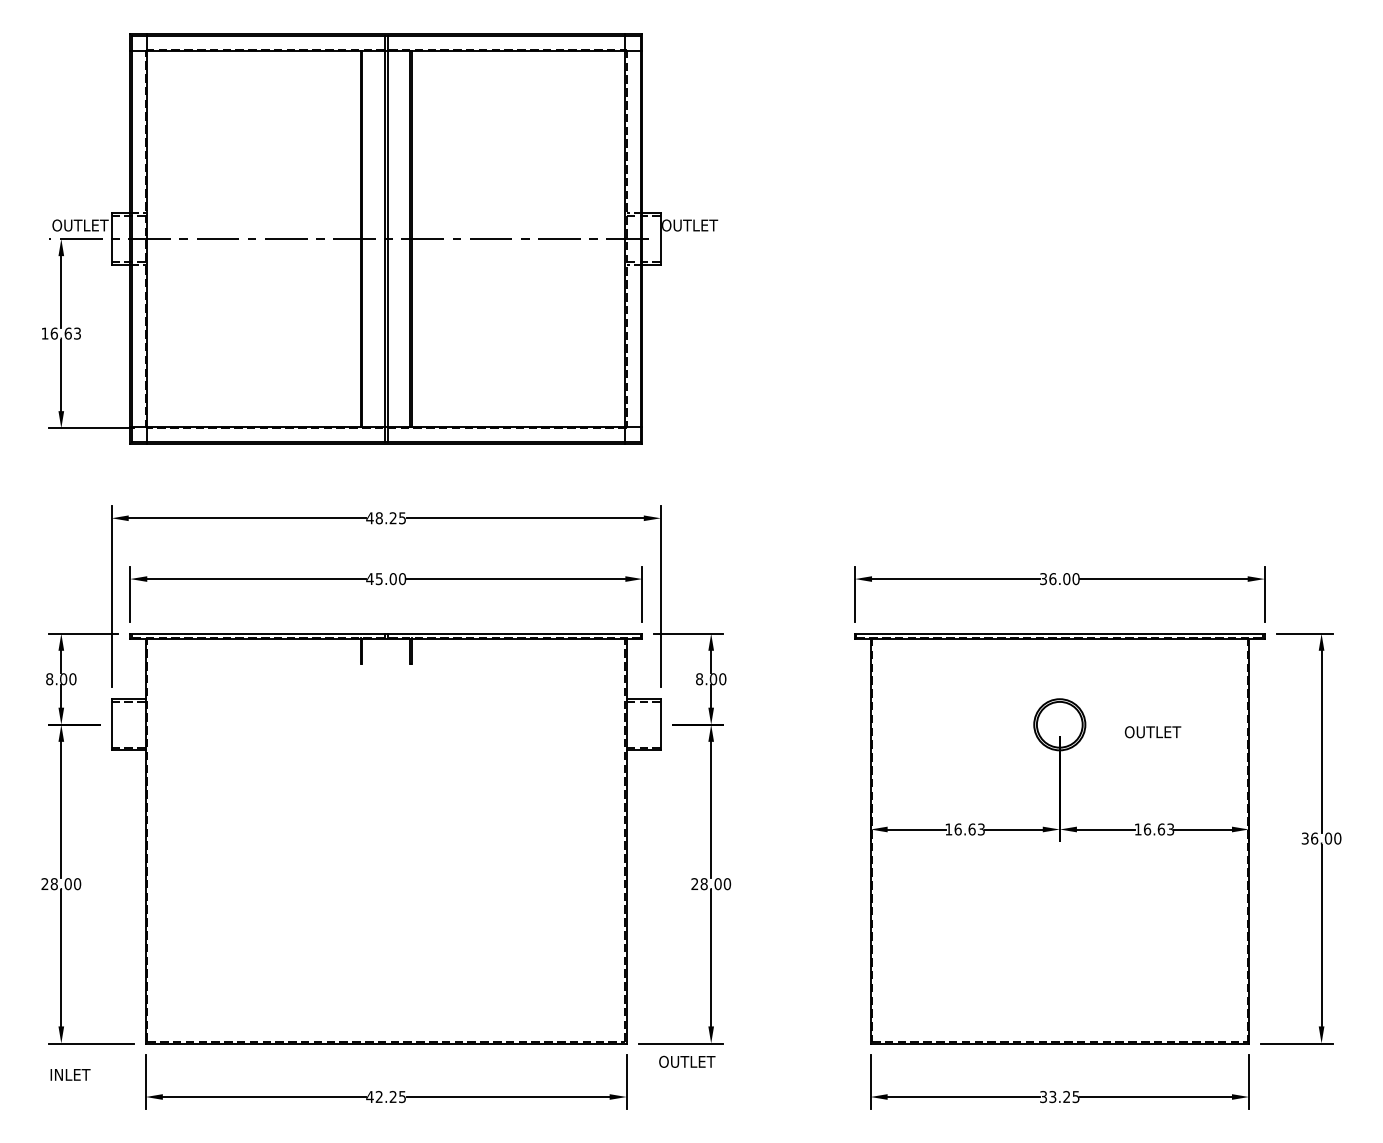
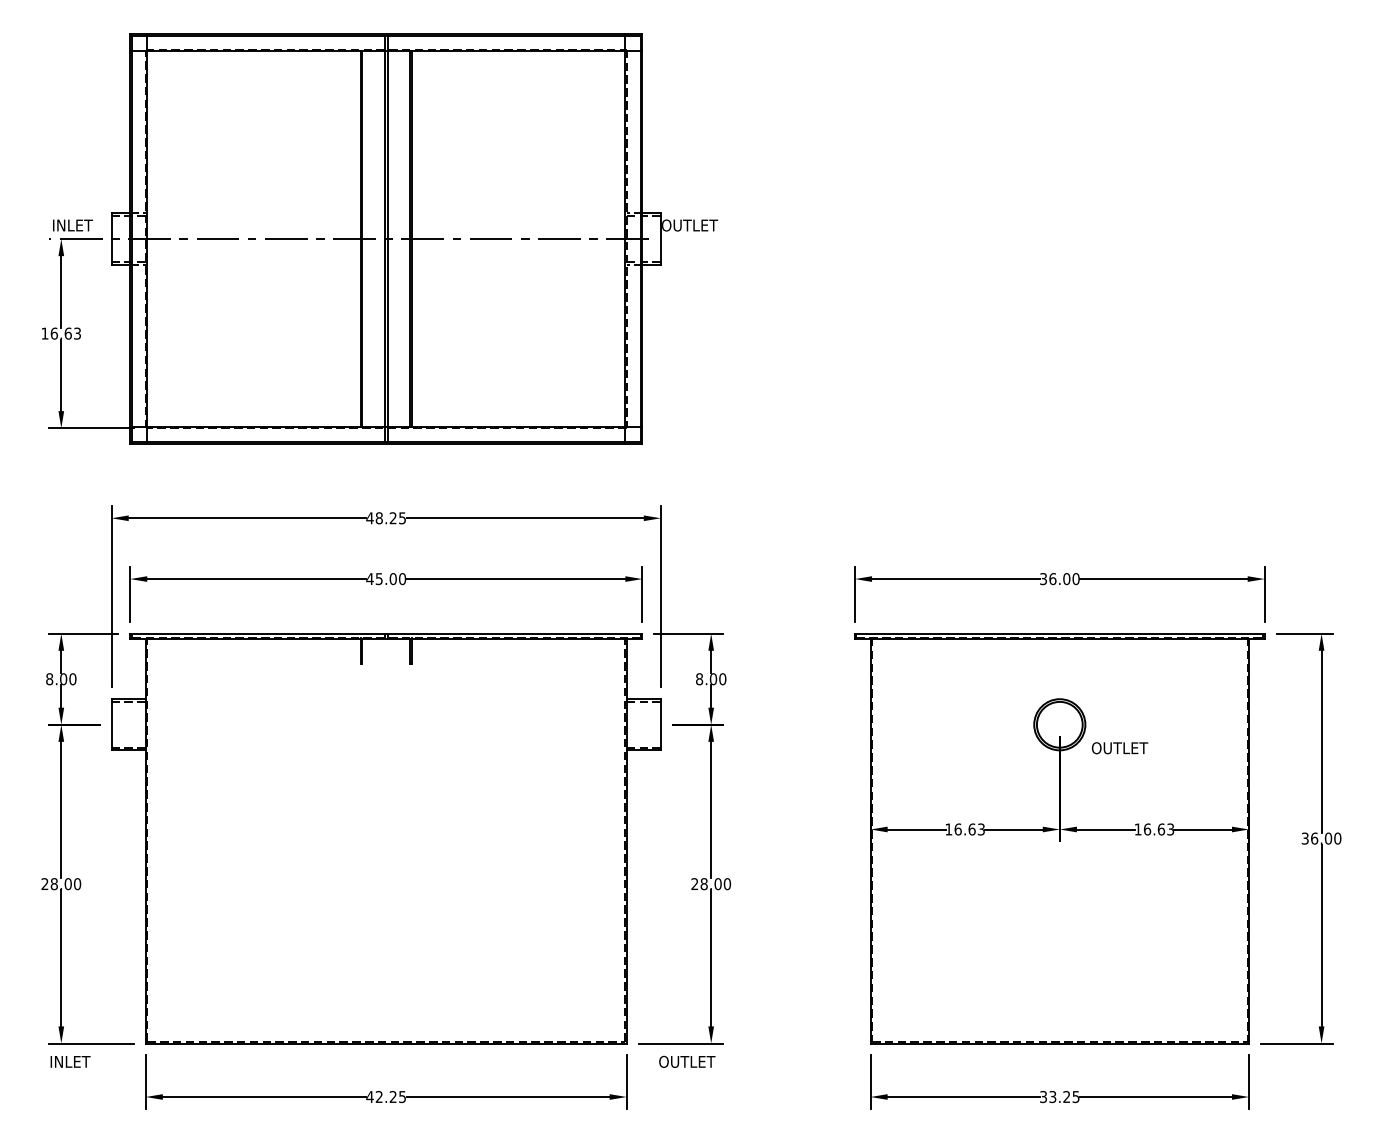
text: OUTLET -> INLET (80, 225)
text position: (1152, 732) -> (1119, 748) (1119, 748)
text position: (70, 1074) -> (70, 1061) (70, 1061)
